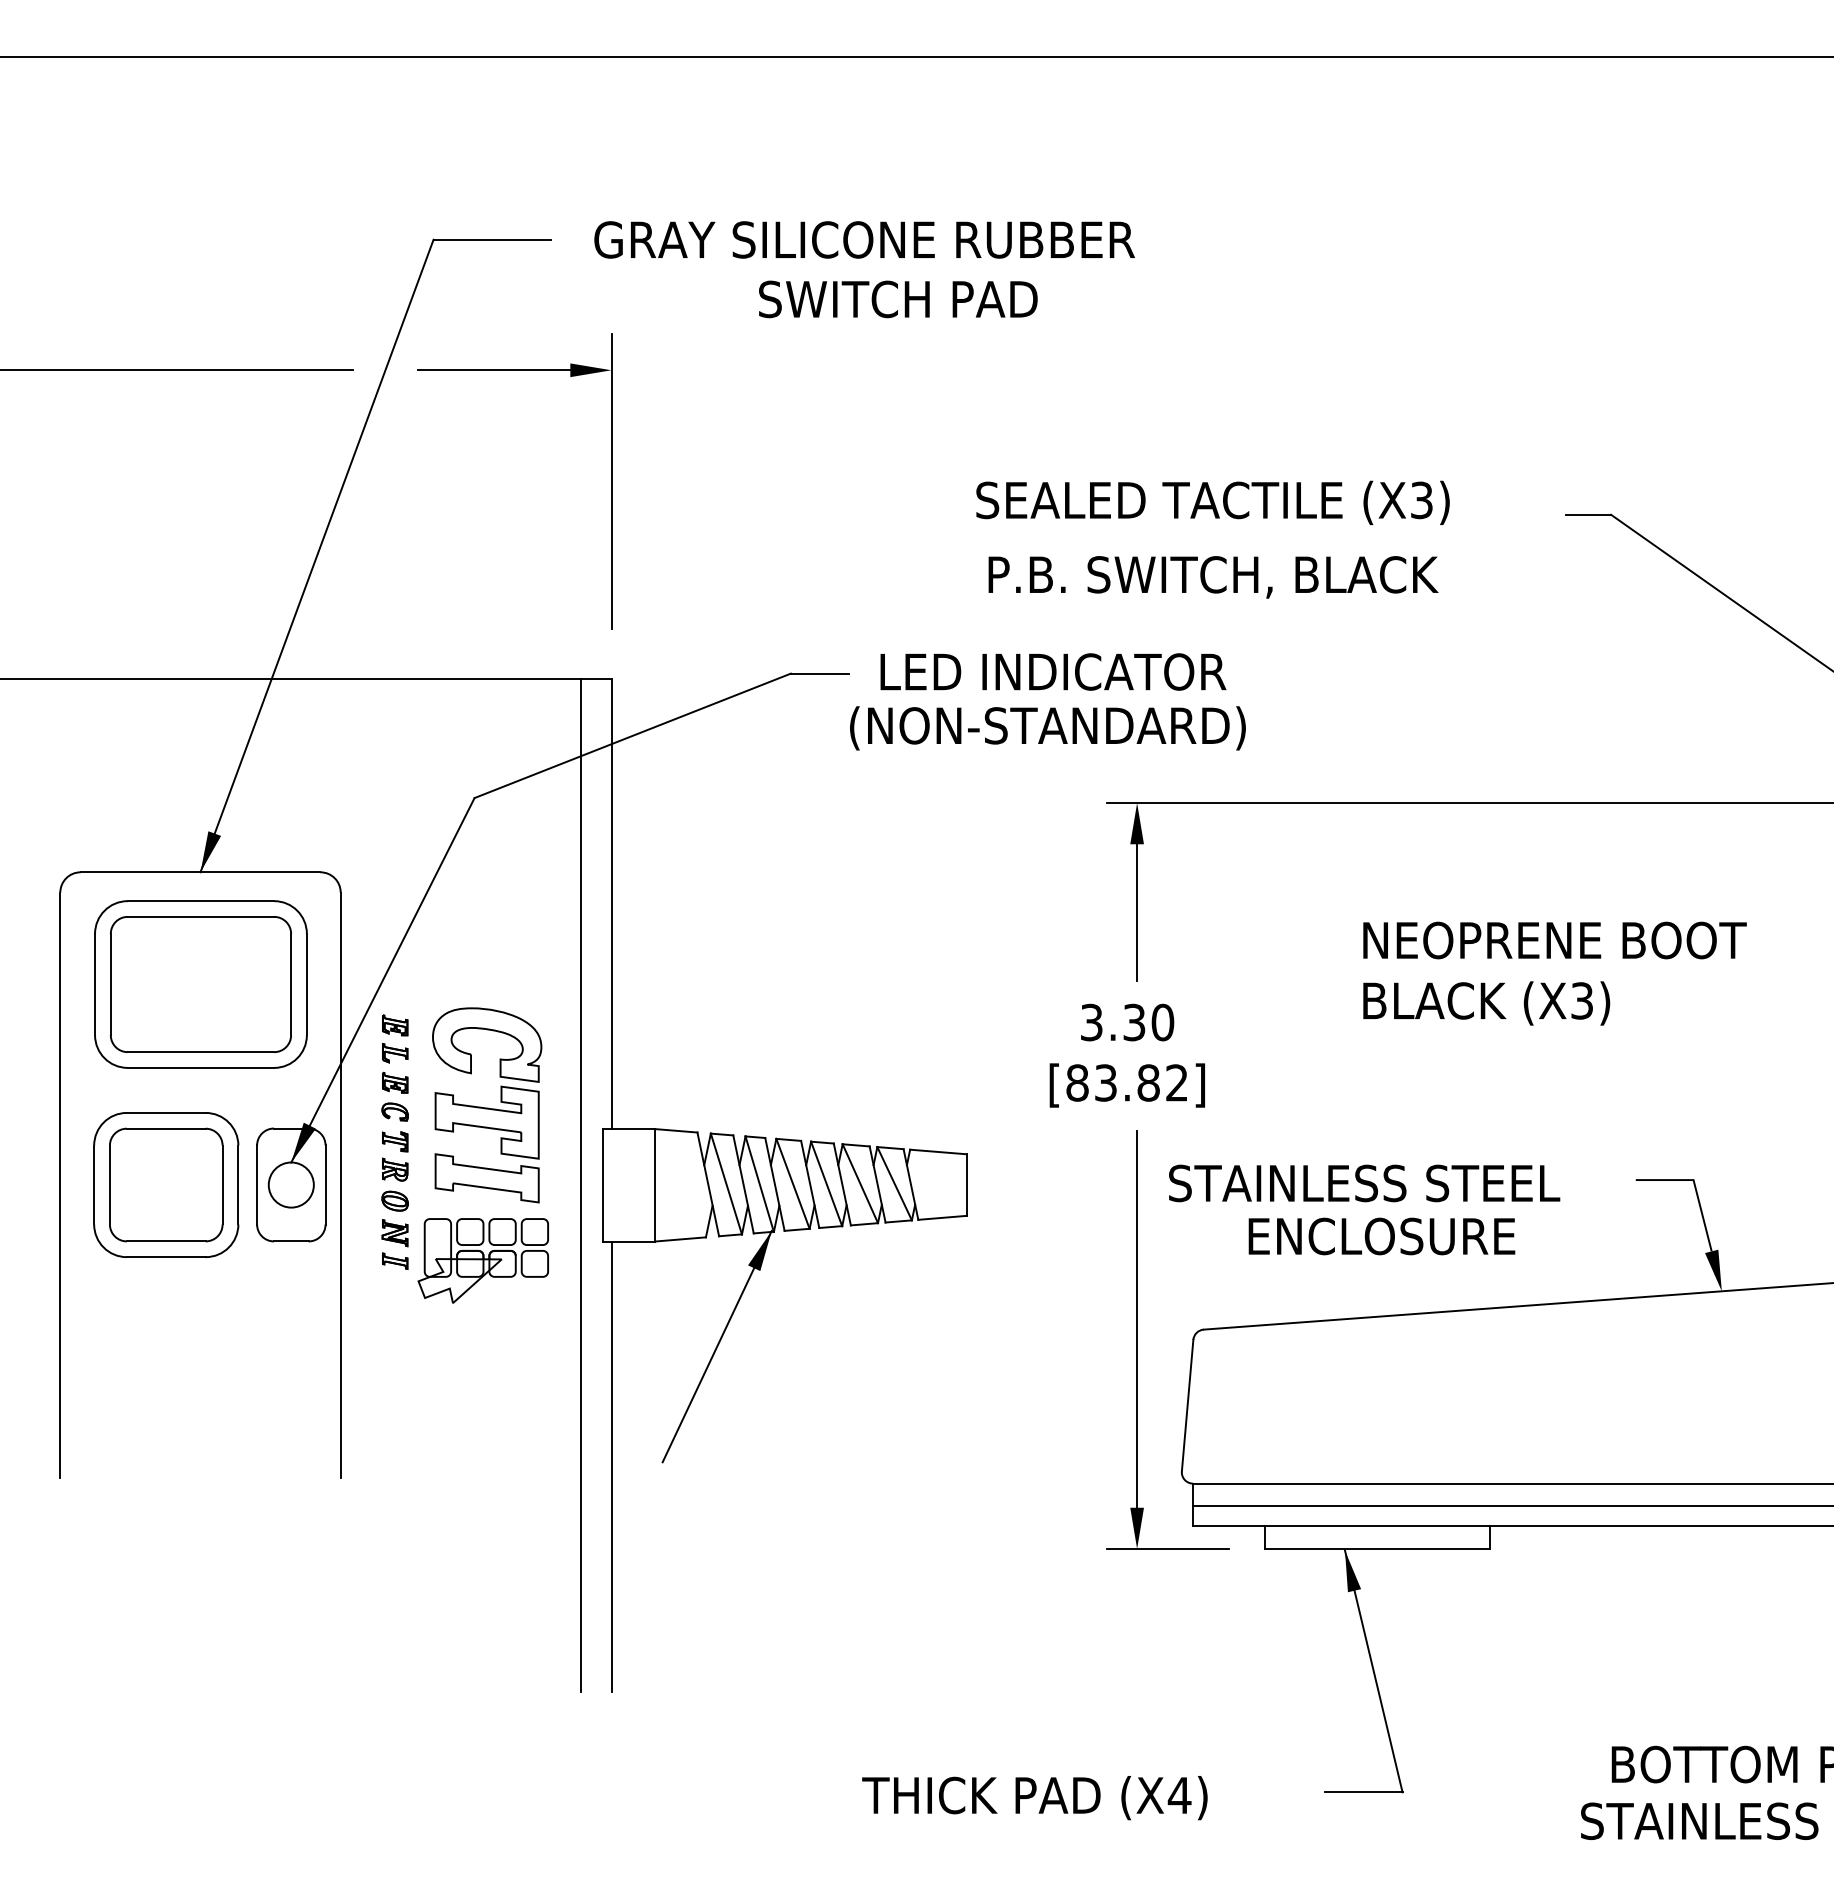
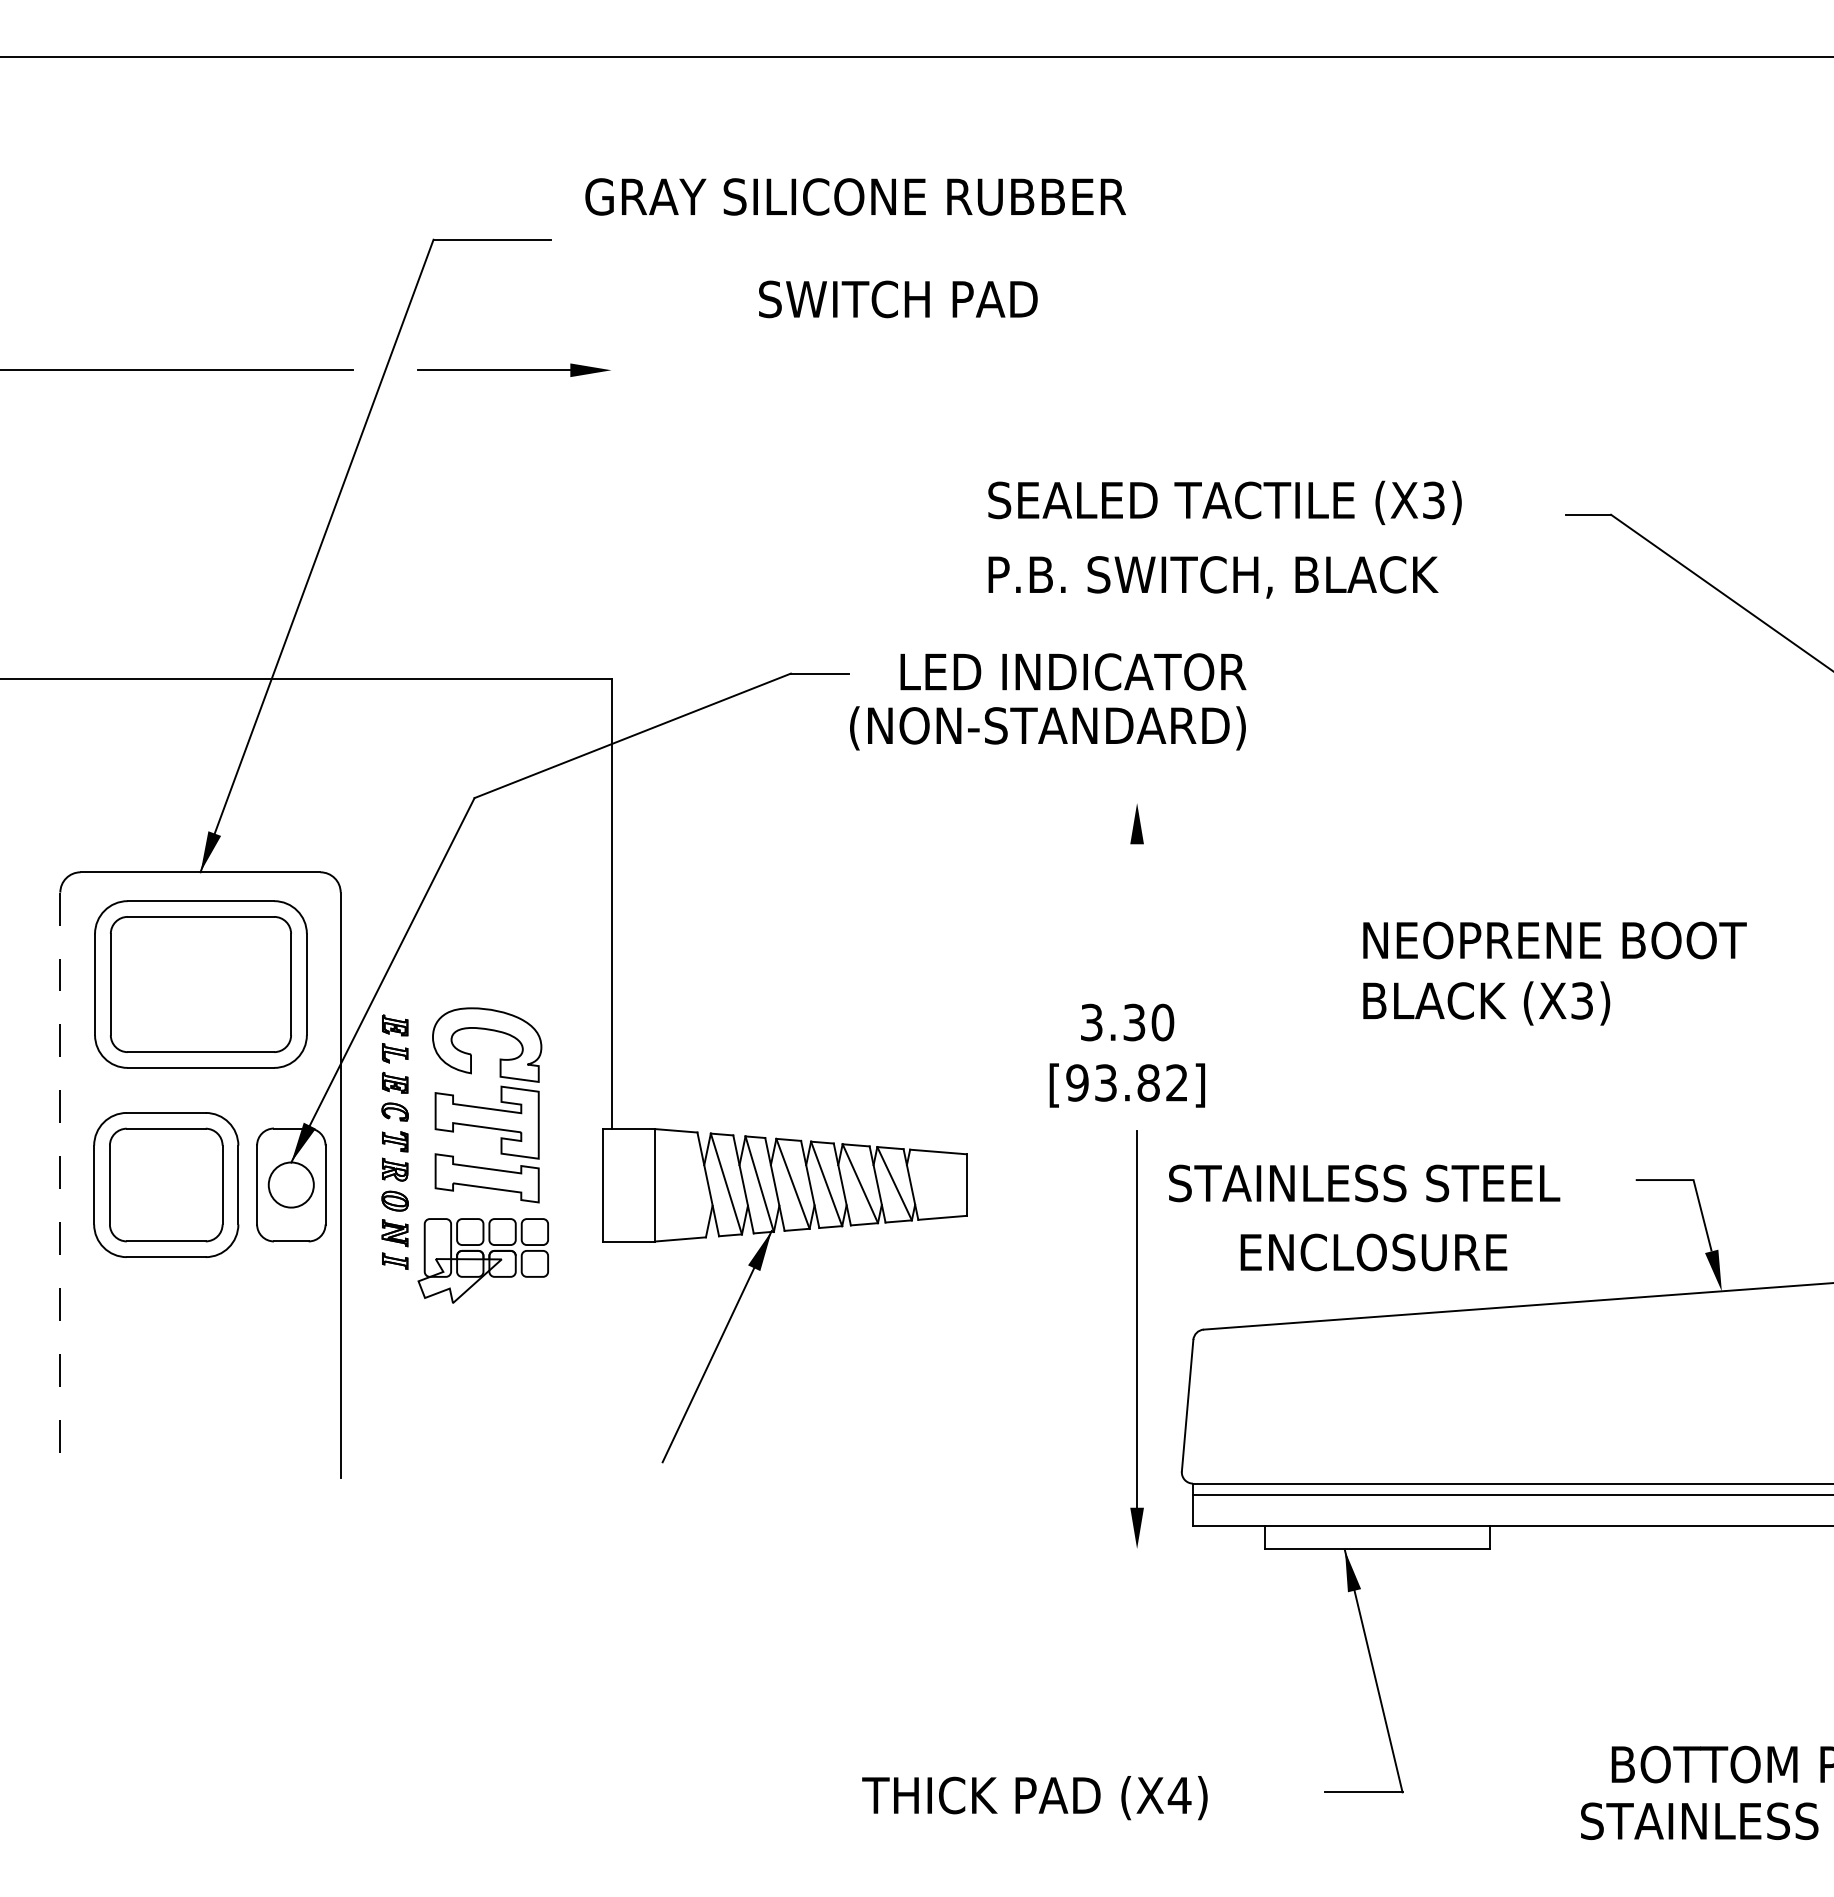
text position: (864, 239) -> (855, 196) (855, 196)
line: present -> none (611, 481)
text position: (1212, 502) -> (1224, 502) (1224, 502)
text position: (1053, 671) -> (1073, 671) (1073, 671)
line: present -> none (1468, 803)
line: present -> none (1137, 912)
text: [83.82] -> [93.82] (1077, 1082)
line: present -> none (581, 1184)
line: solid -> dashed (60, 1185)
text position: (1381, 1236) -> (1373, 1252) (1373, 1252)
line: present -> none (611, 1466)
line position: (1511, 1506) -> (1511, 1495) (1511, 1495)
line: present -> none (1167, 1548)
